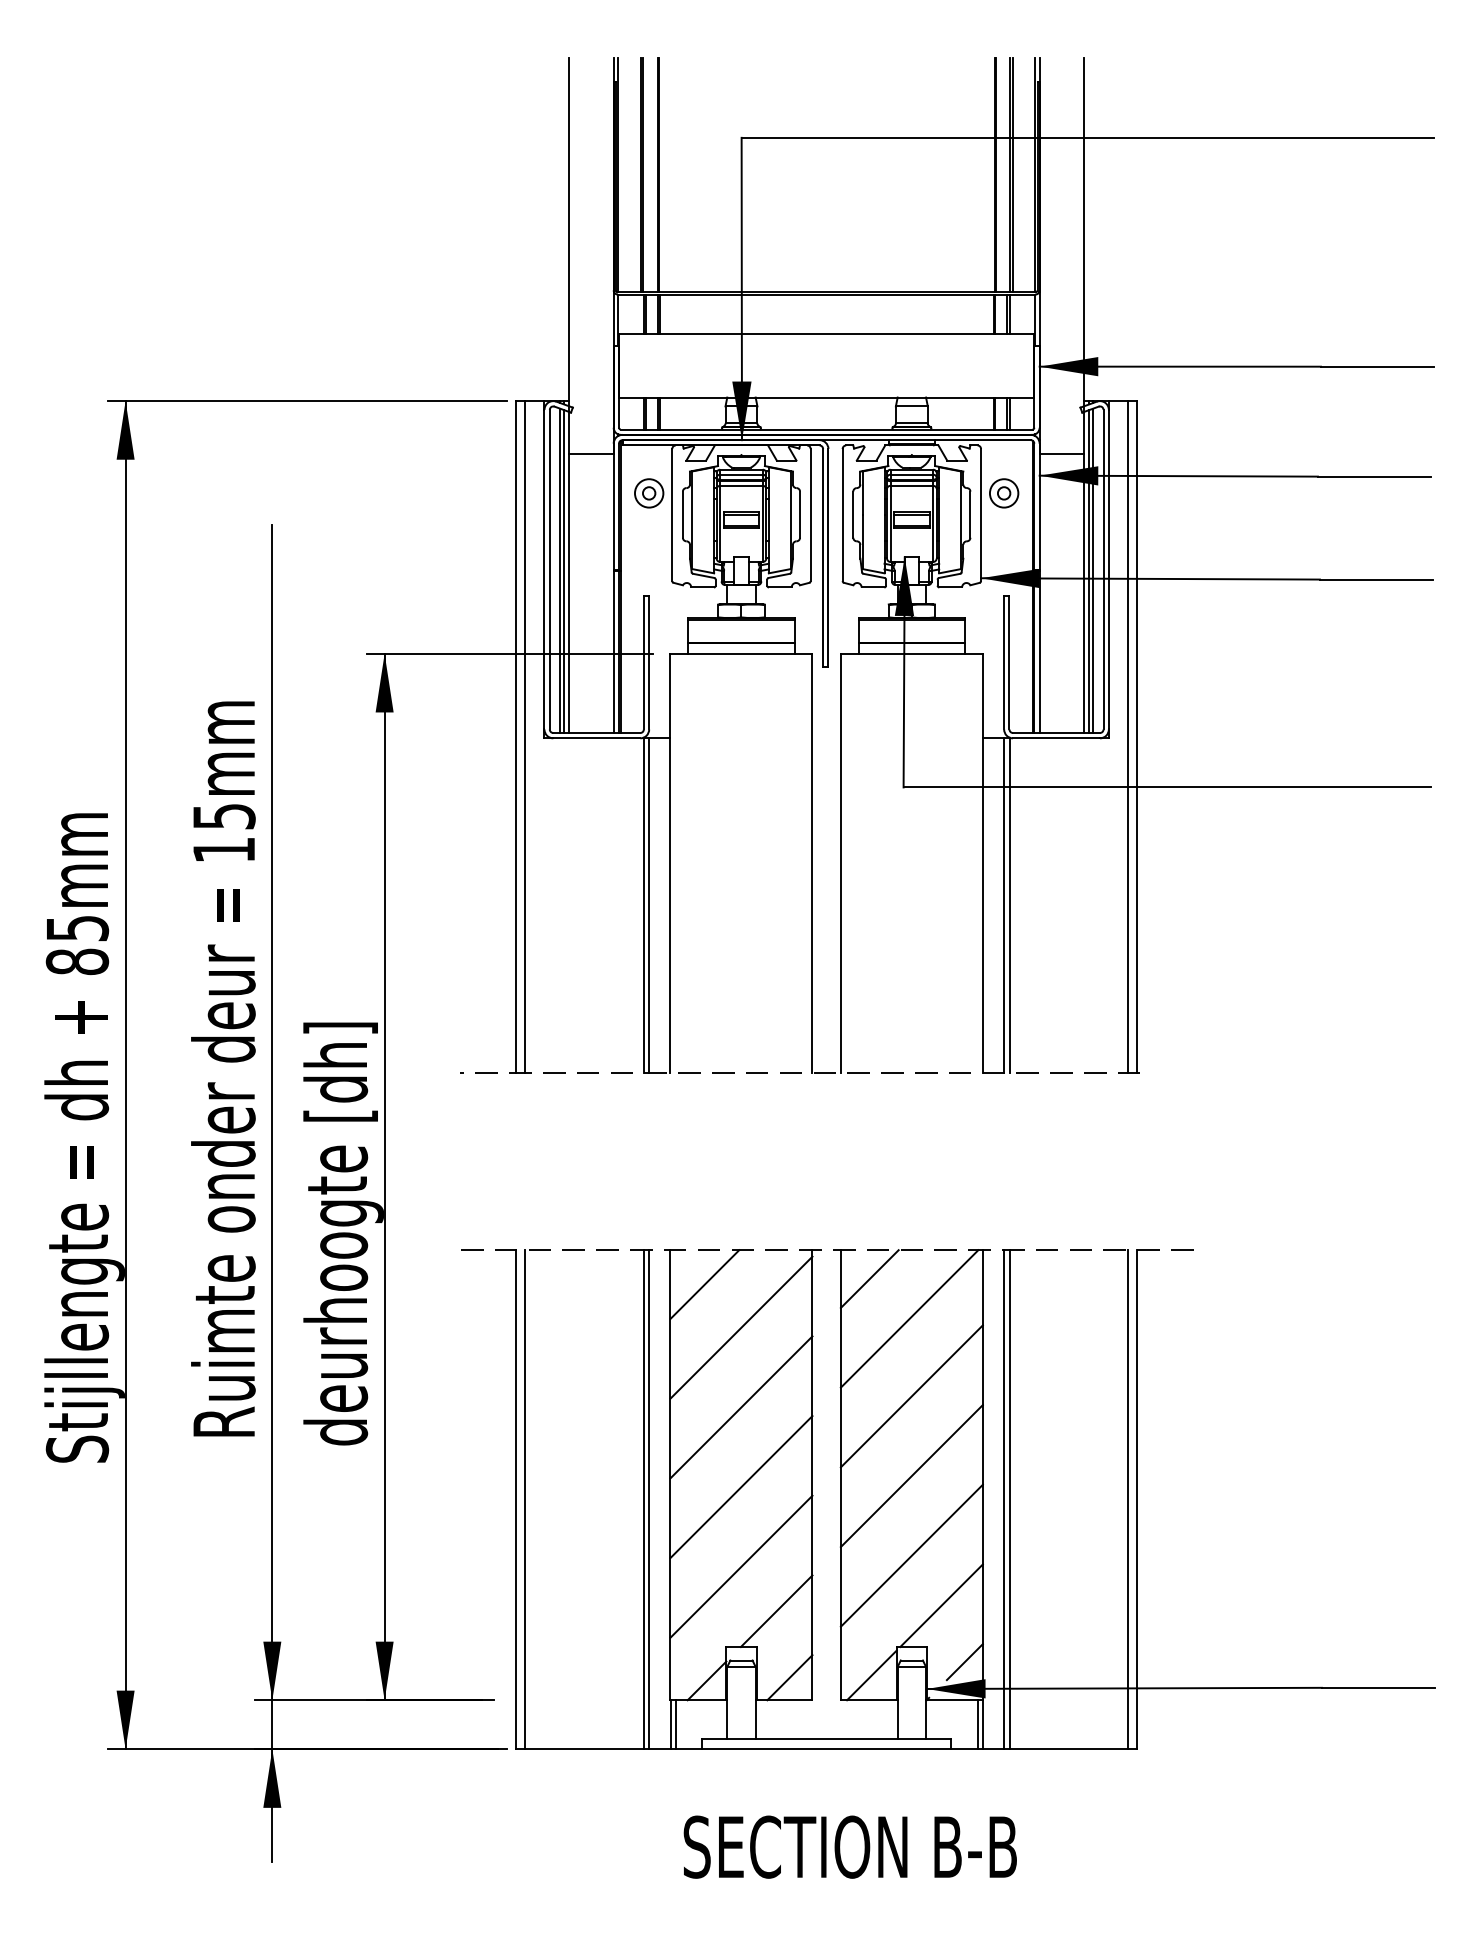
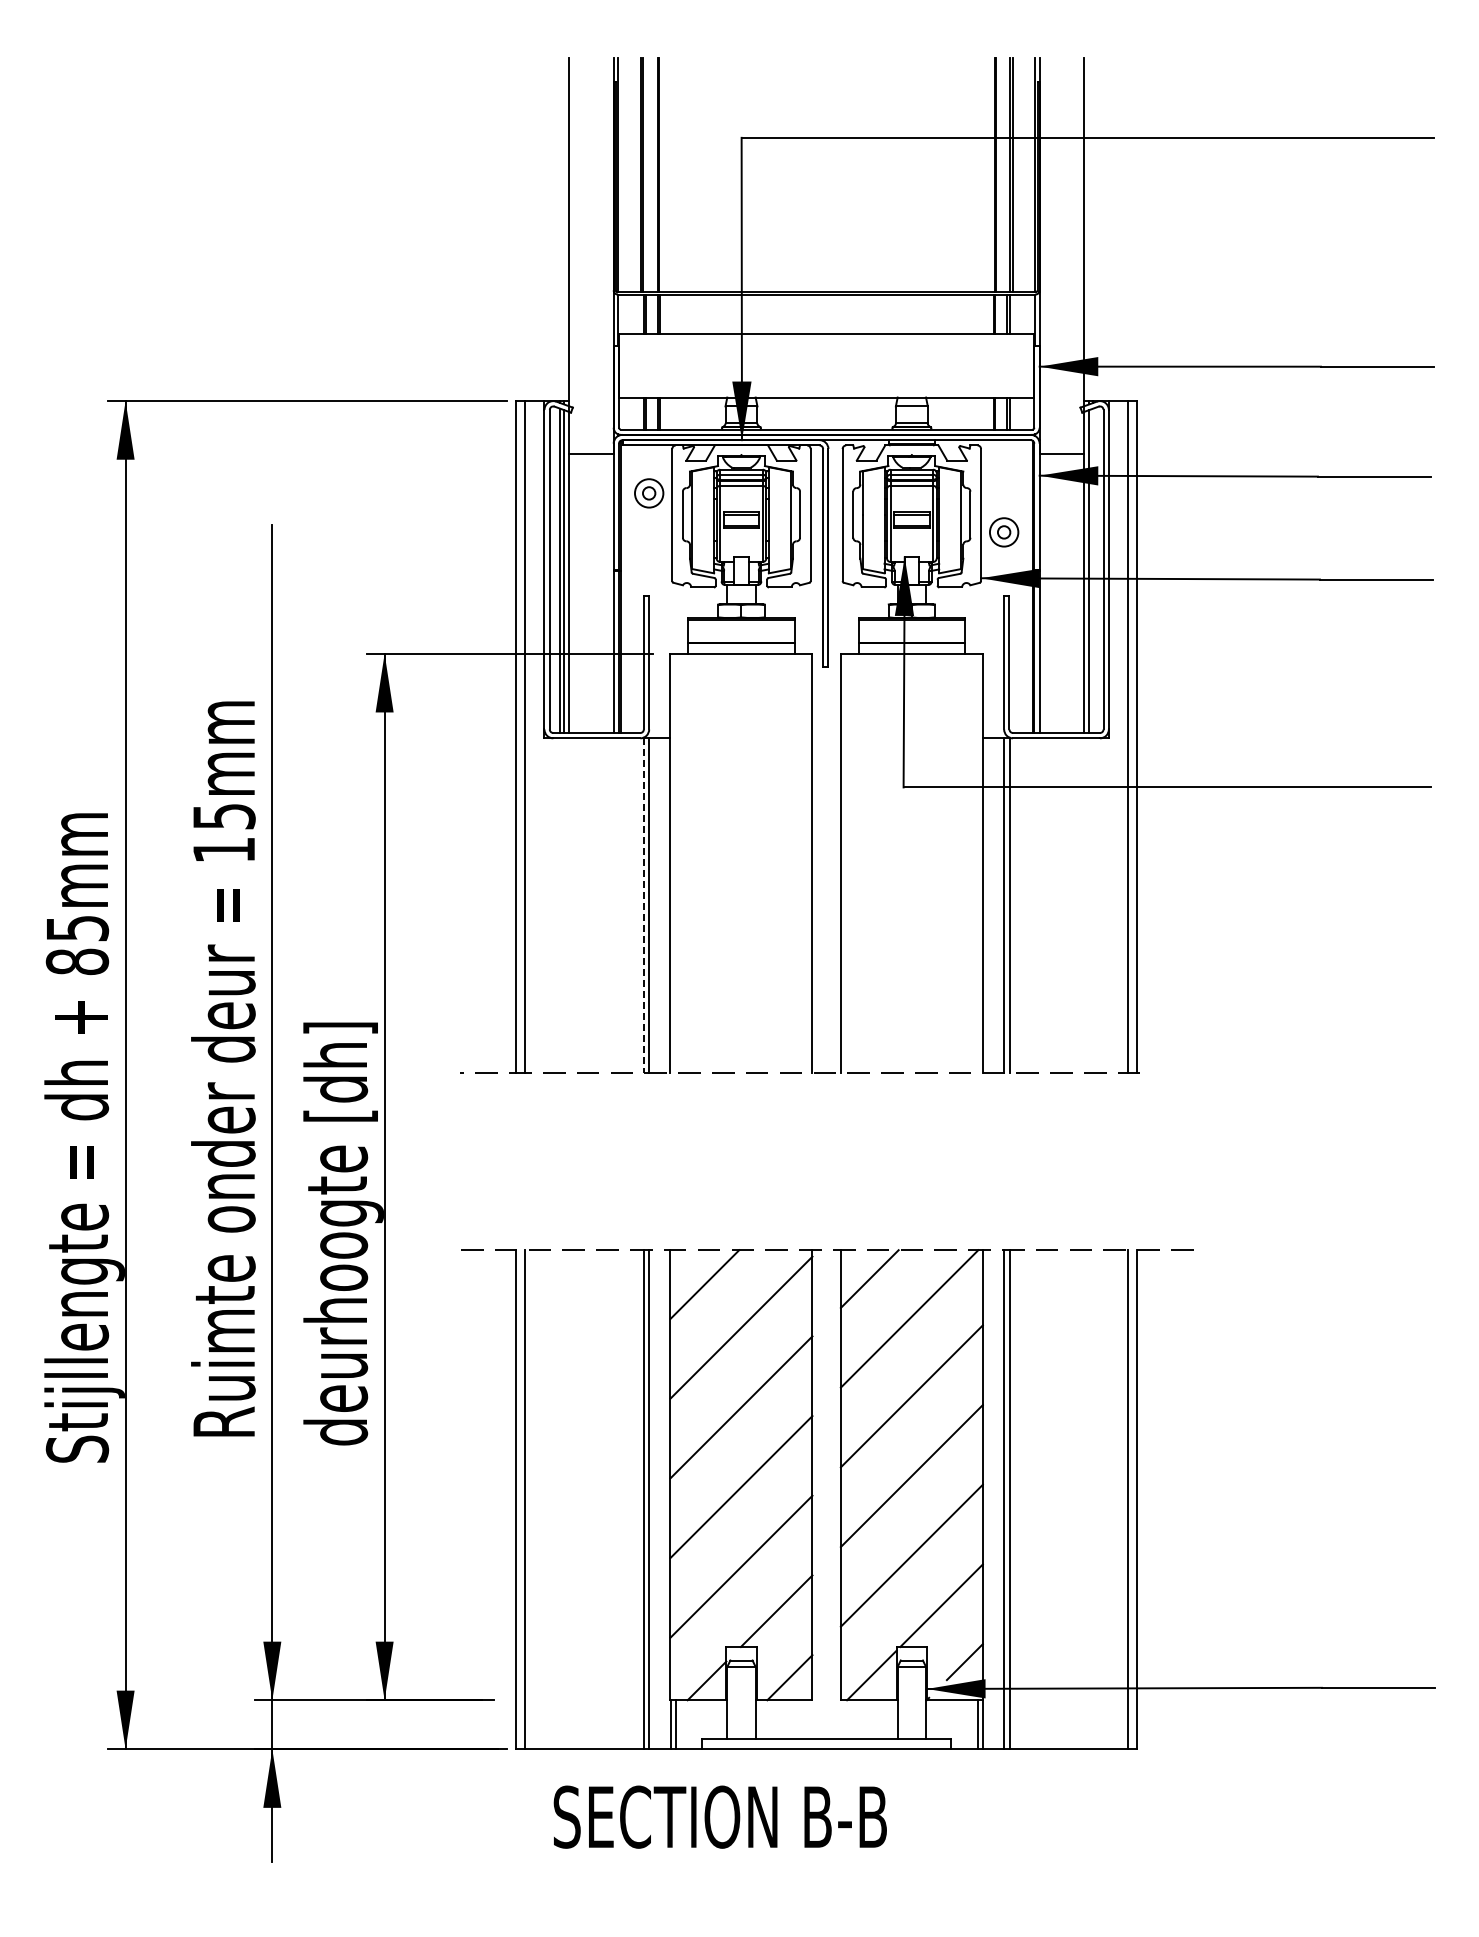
part position: (1004, 493) -> (1004, 532) (1004, 532)
line: present -> none (1092, 570)
line: solid -> dashed (643, 906)
text position: (849, 1846) -> (719, 1816) (719, 1816)
